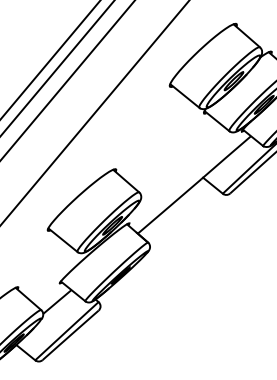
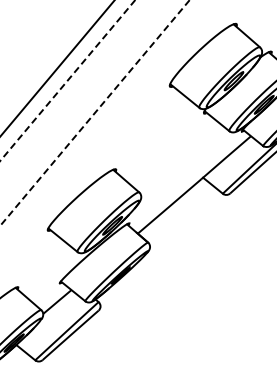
line: present -> none (50, 59)
line: solid -> dashed (67, 80)
line: solid -> dashed (95, 112)
